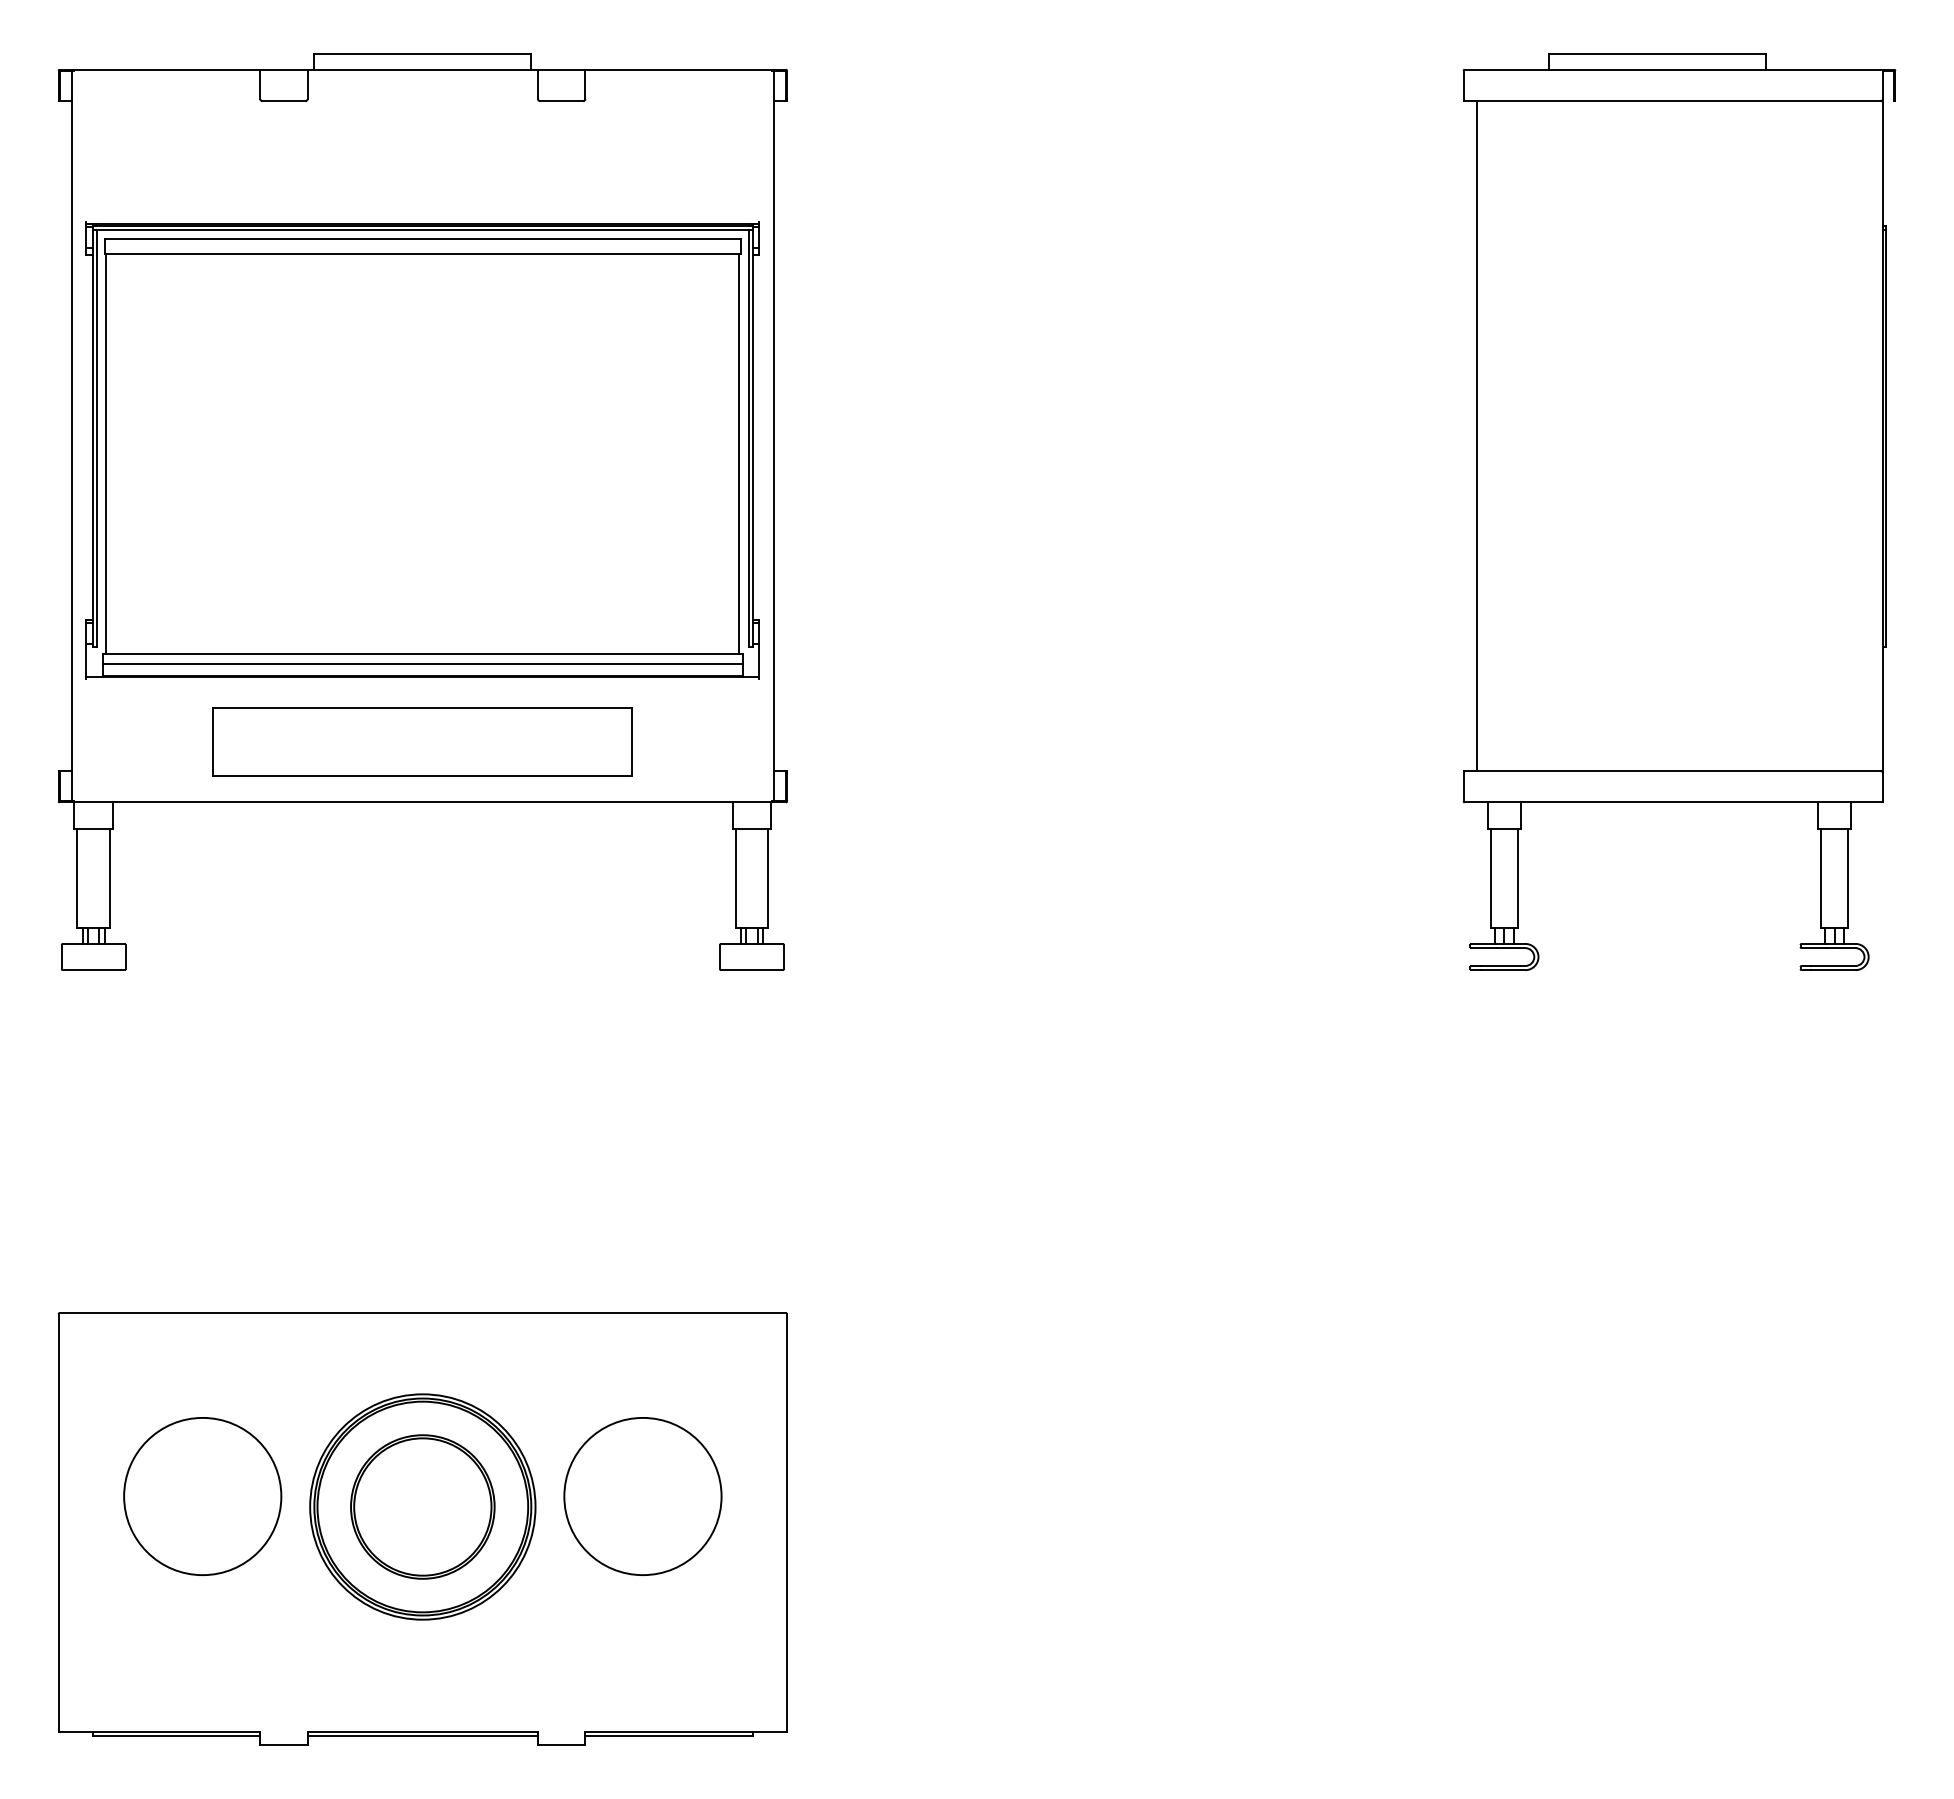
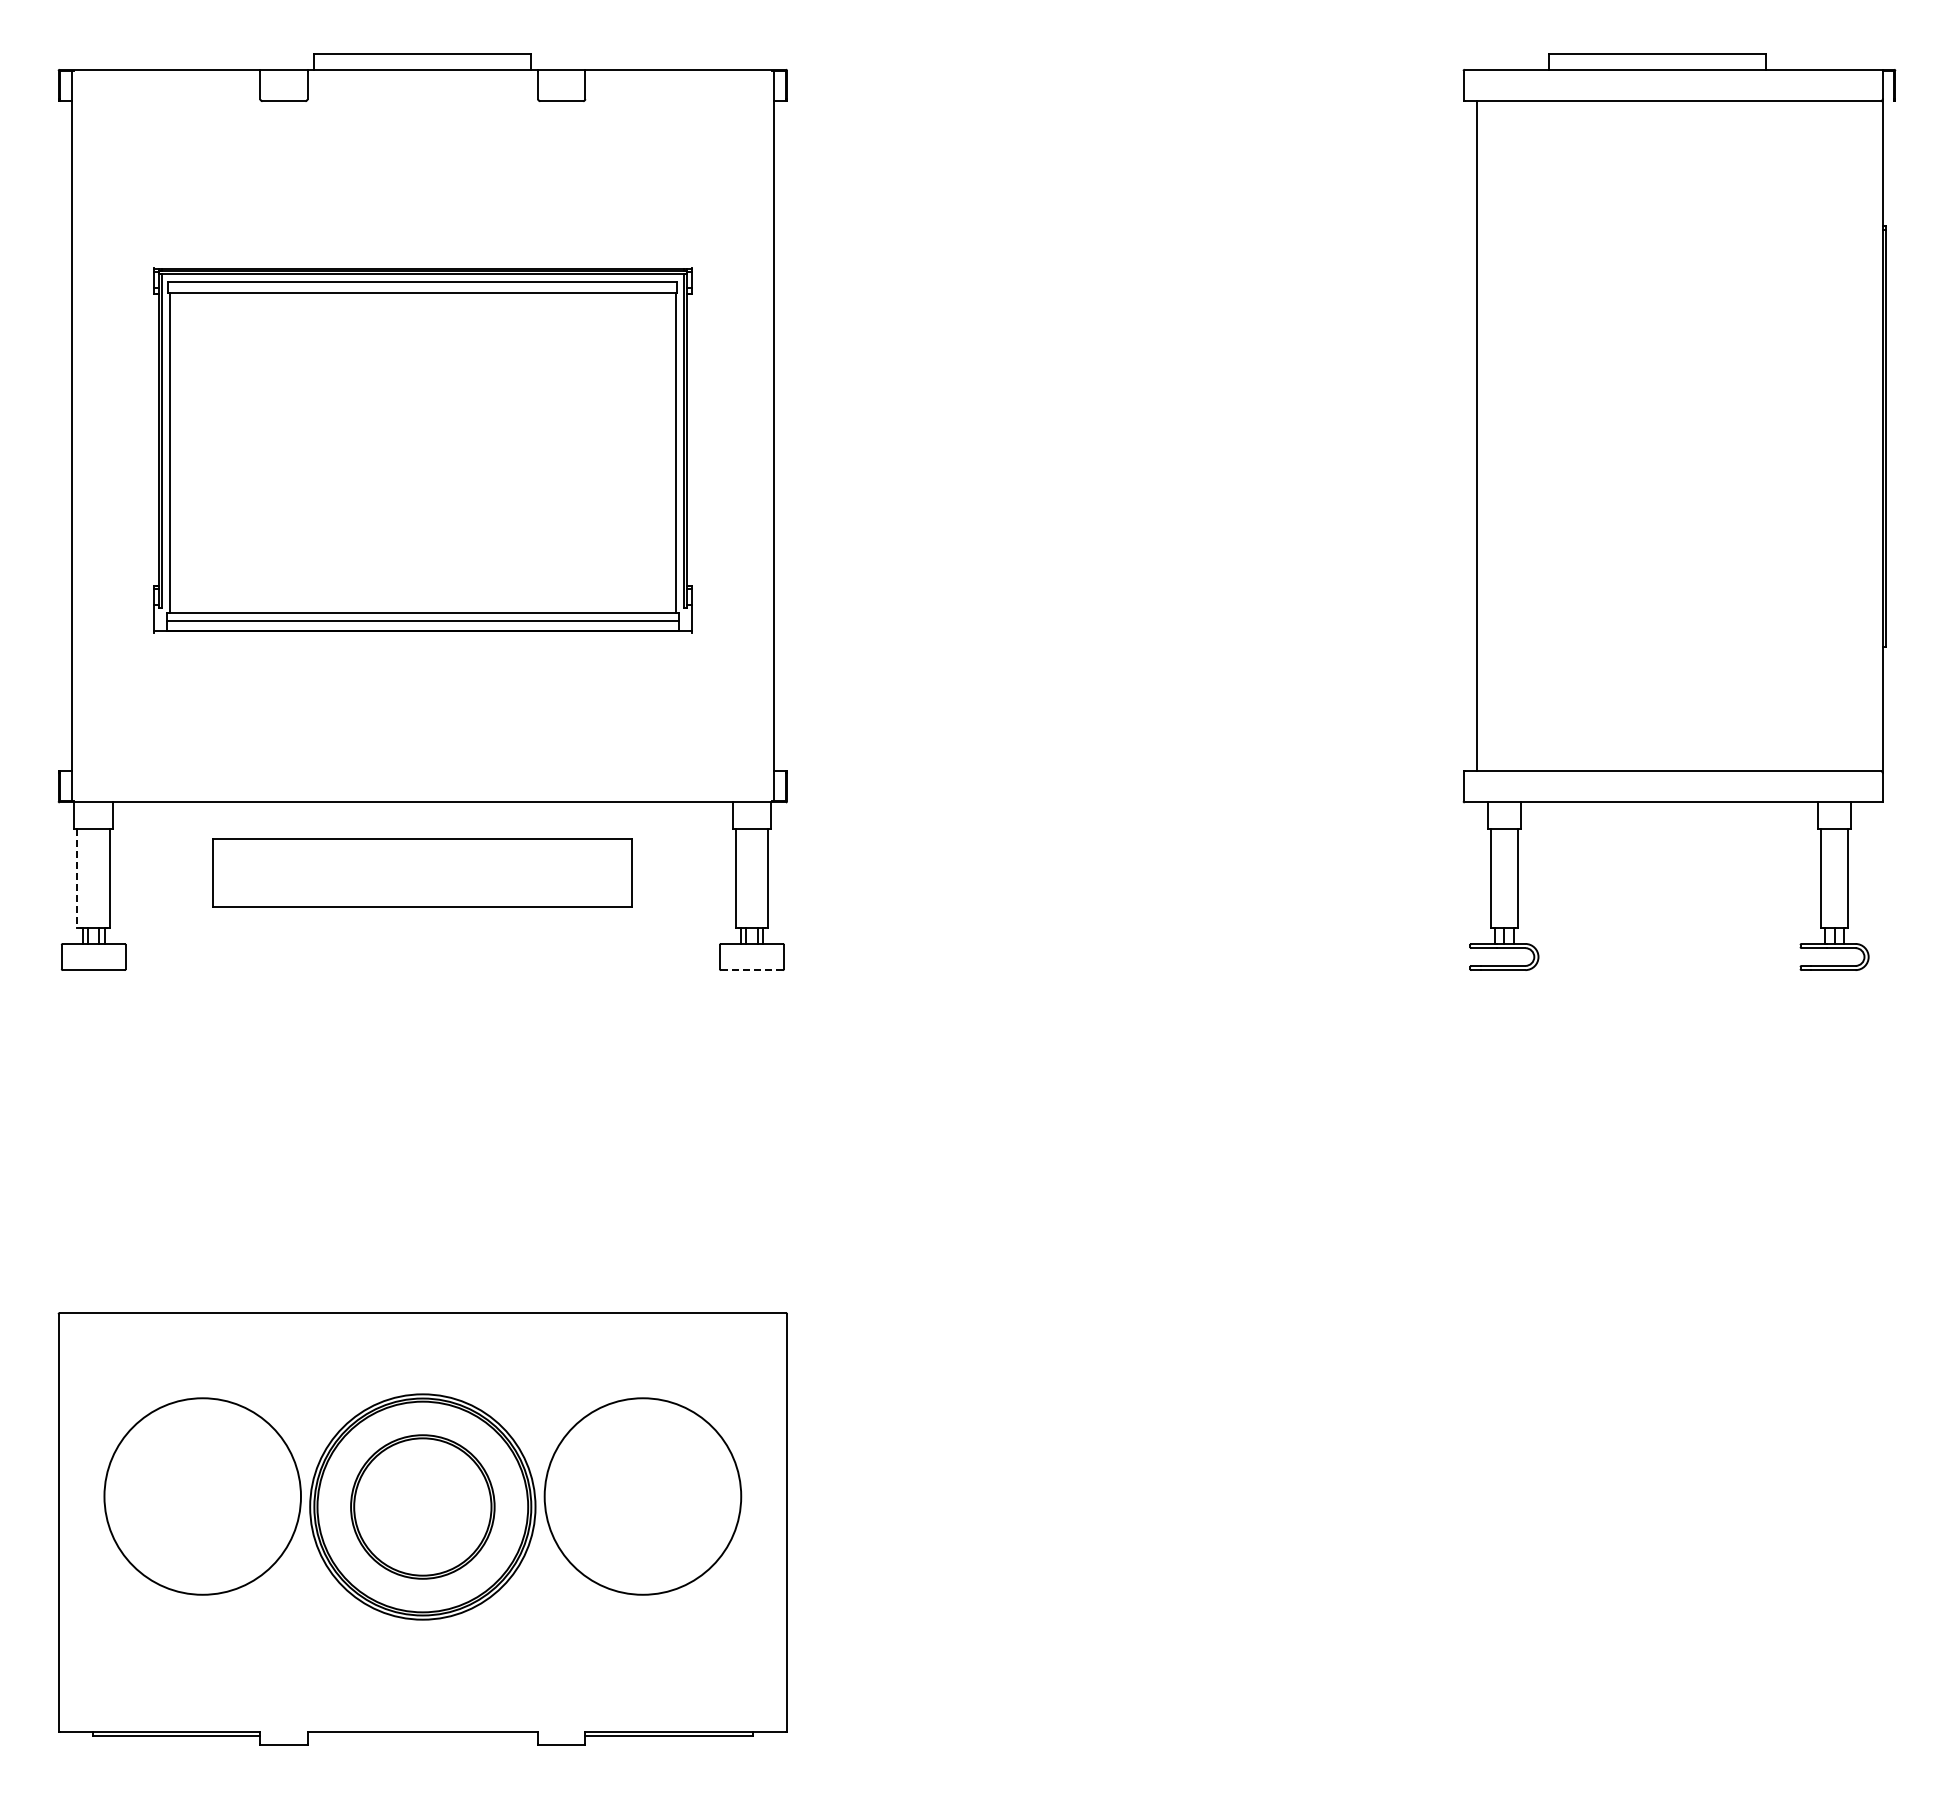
part size: 675x459 px -> 540x367 px (422, 450)
part position: (422, 741) -> (422, 872) (422, 872)
line: solid -> dashed (77, 878)
line: solid -> dashed (751, 970)
circle diameter: 157 px -> 197 px (202, 1496)
circle diameter: 157 px -> 197 px (642, 1496)
line: present -> none (422, 1735)
